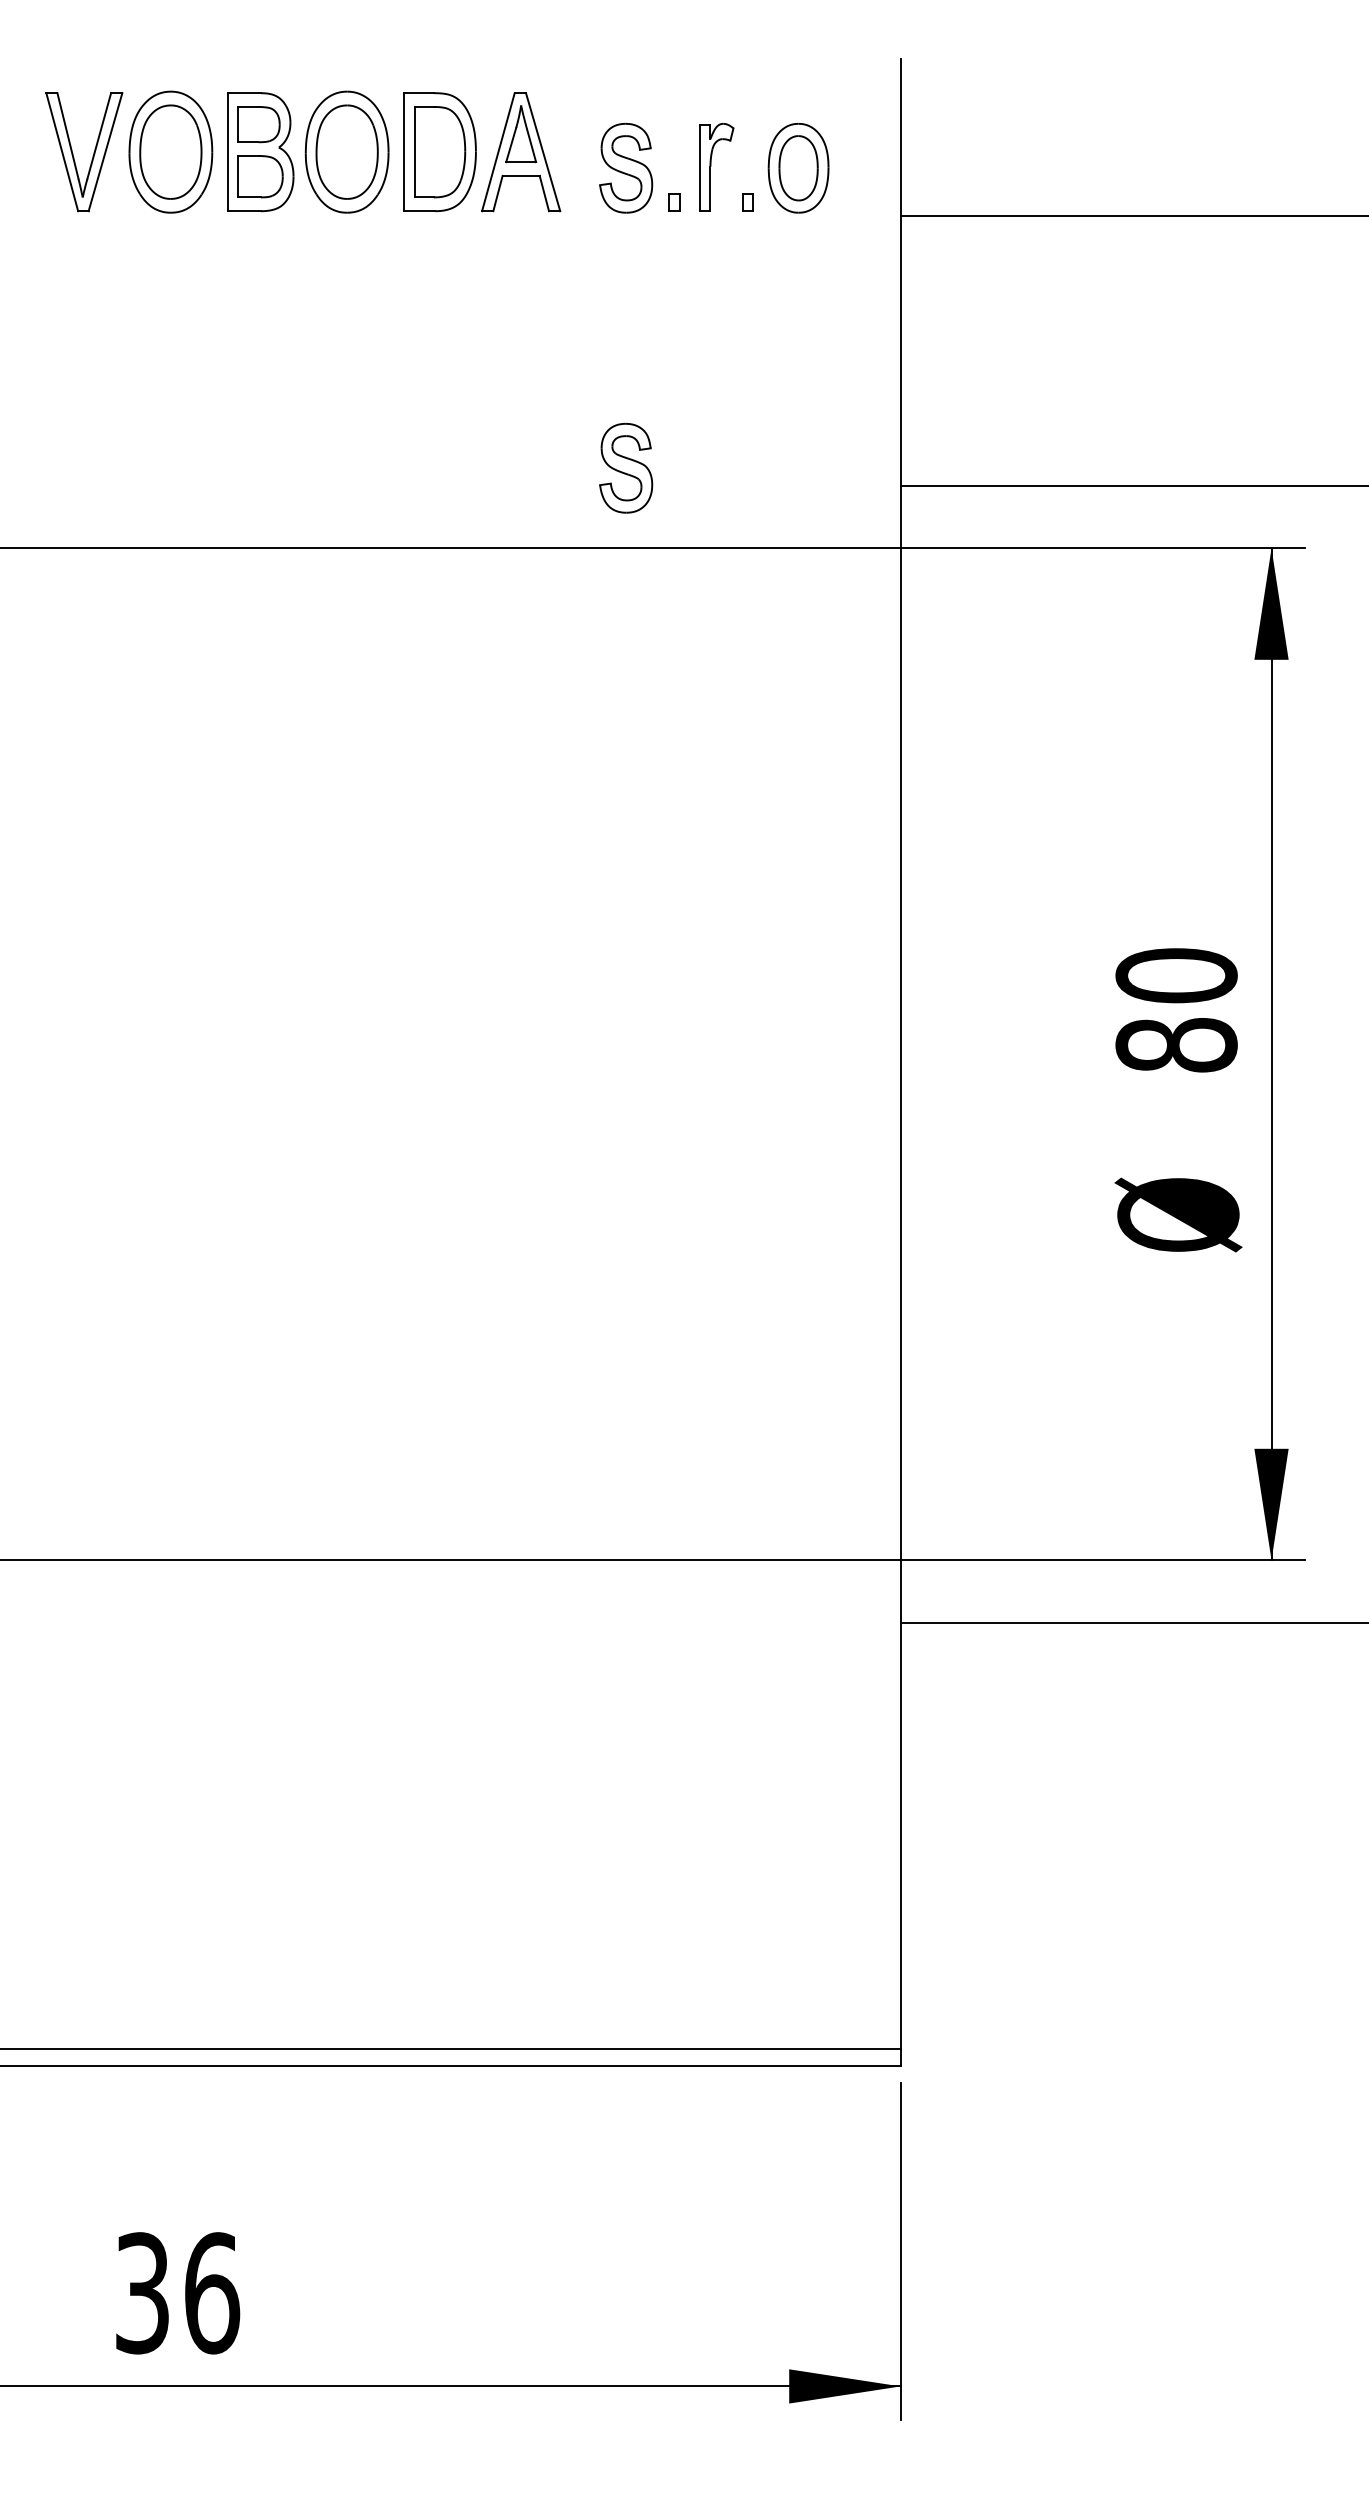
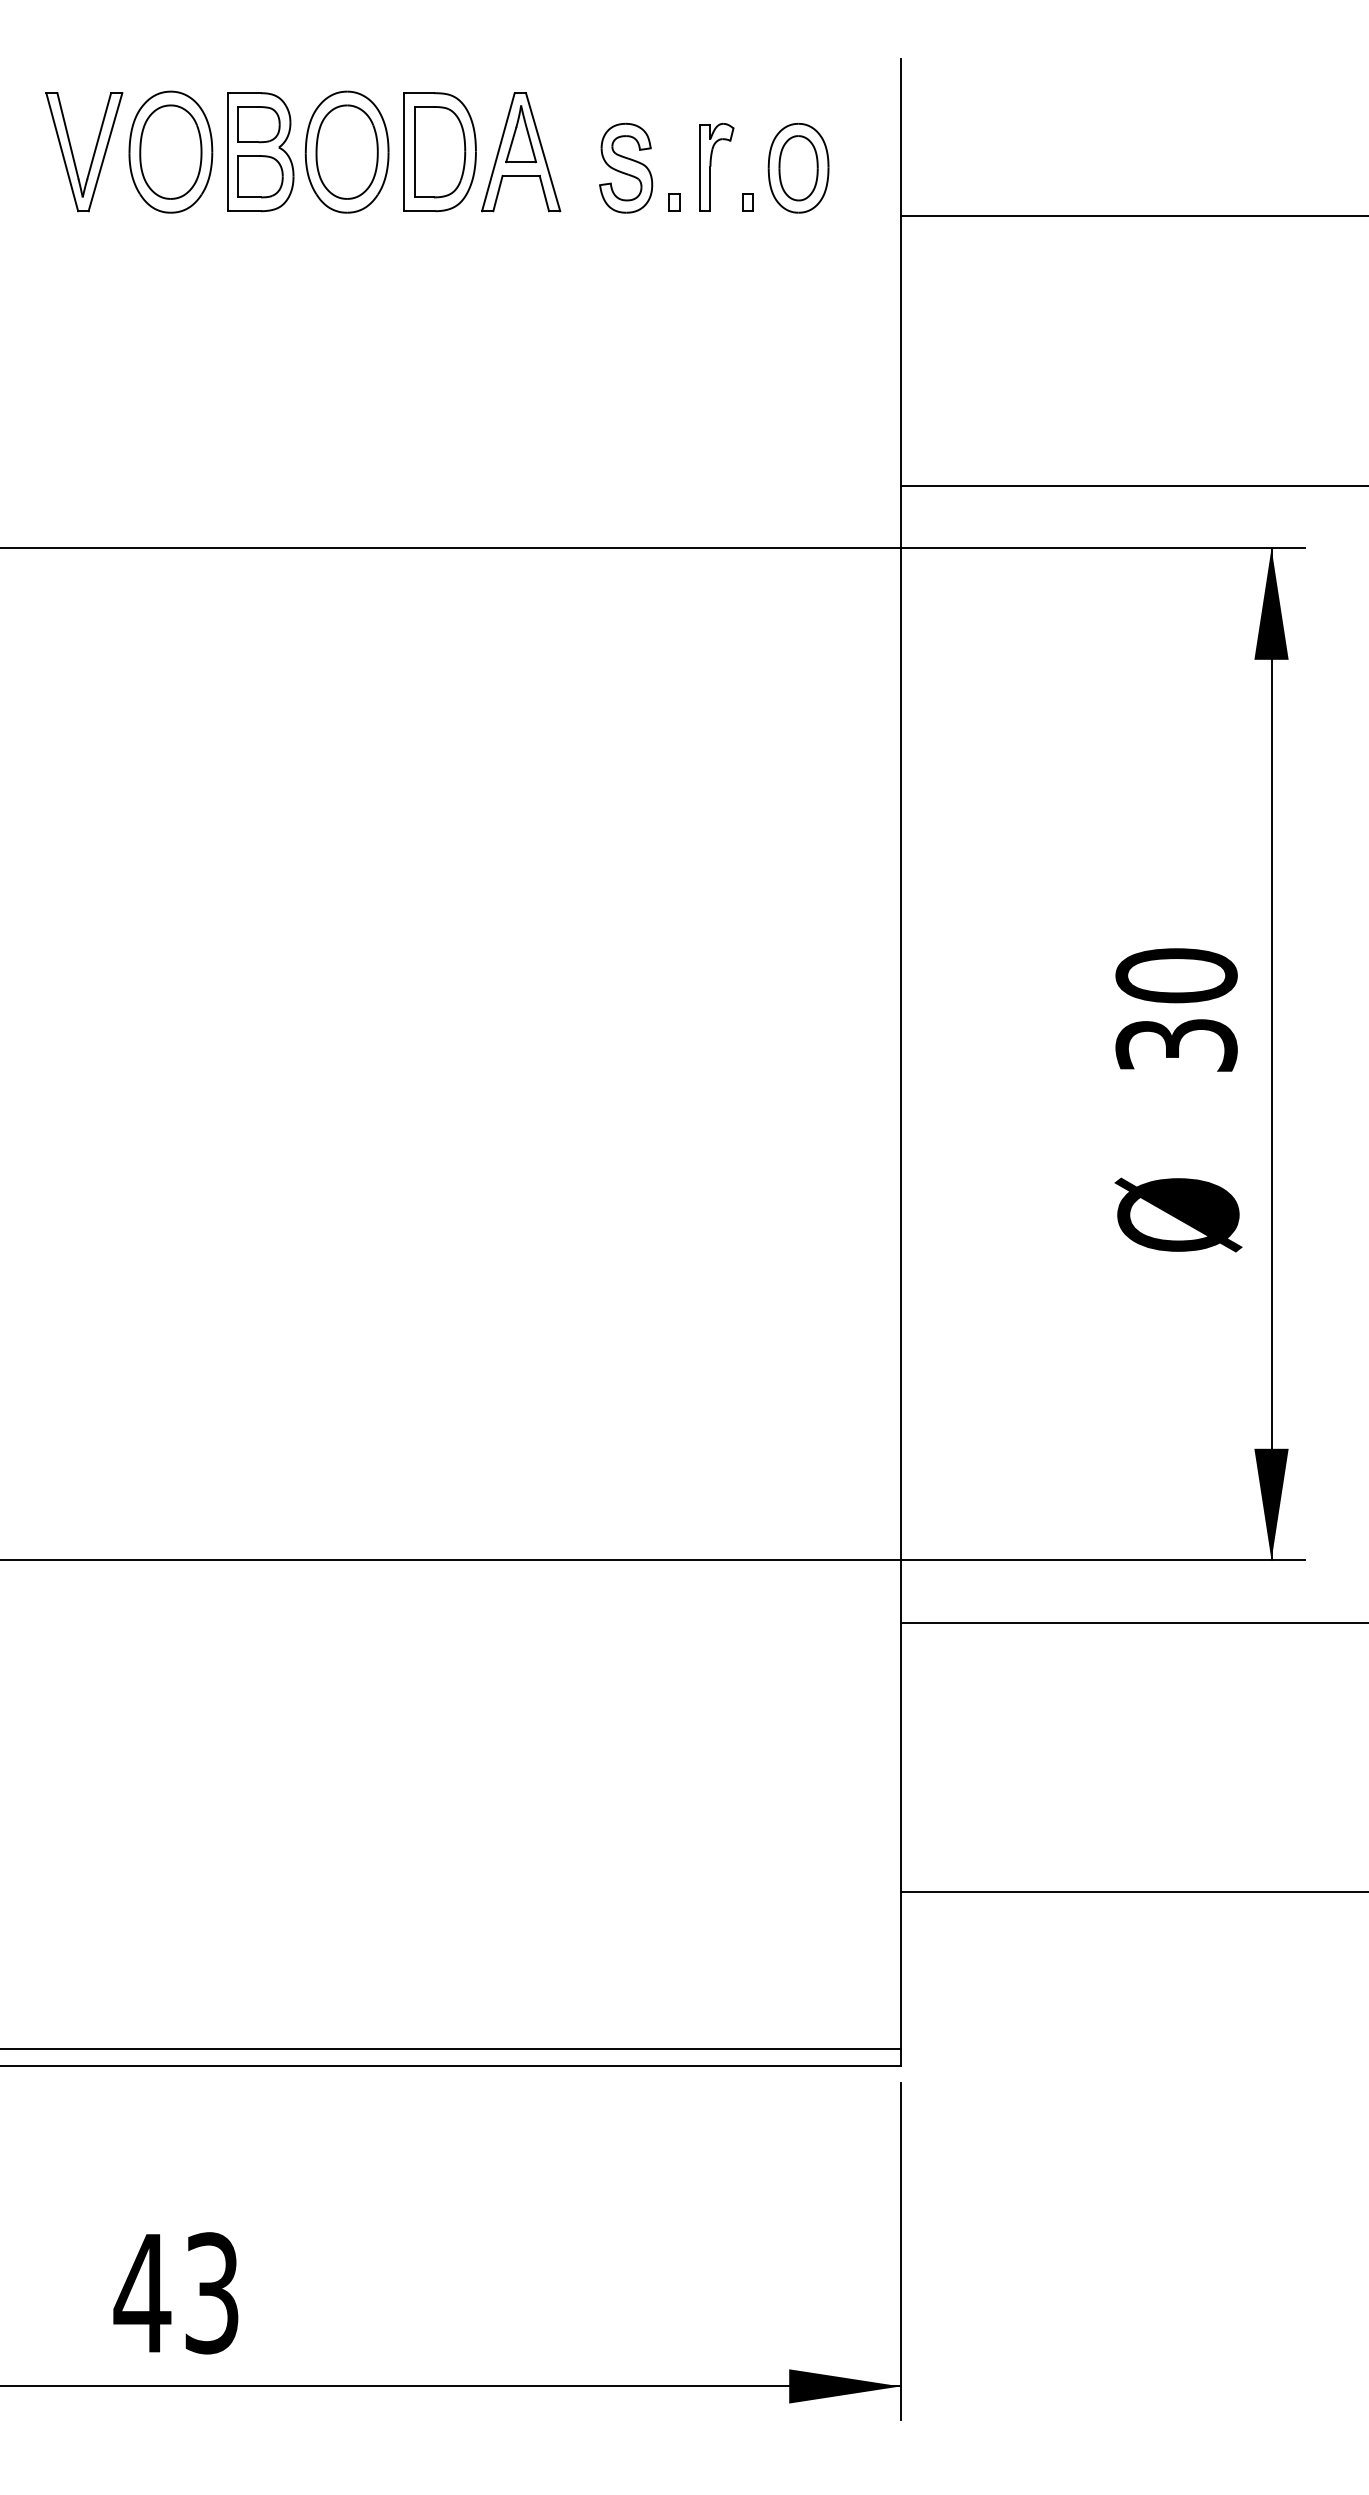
part: present -> none (626, 467)
text: 80 -> 30 (1176, 1045)
line: none -> present (1132, 1892)
text: 36 -> 43 (176, 2293)
